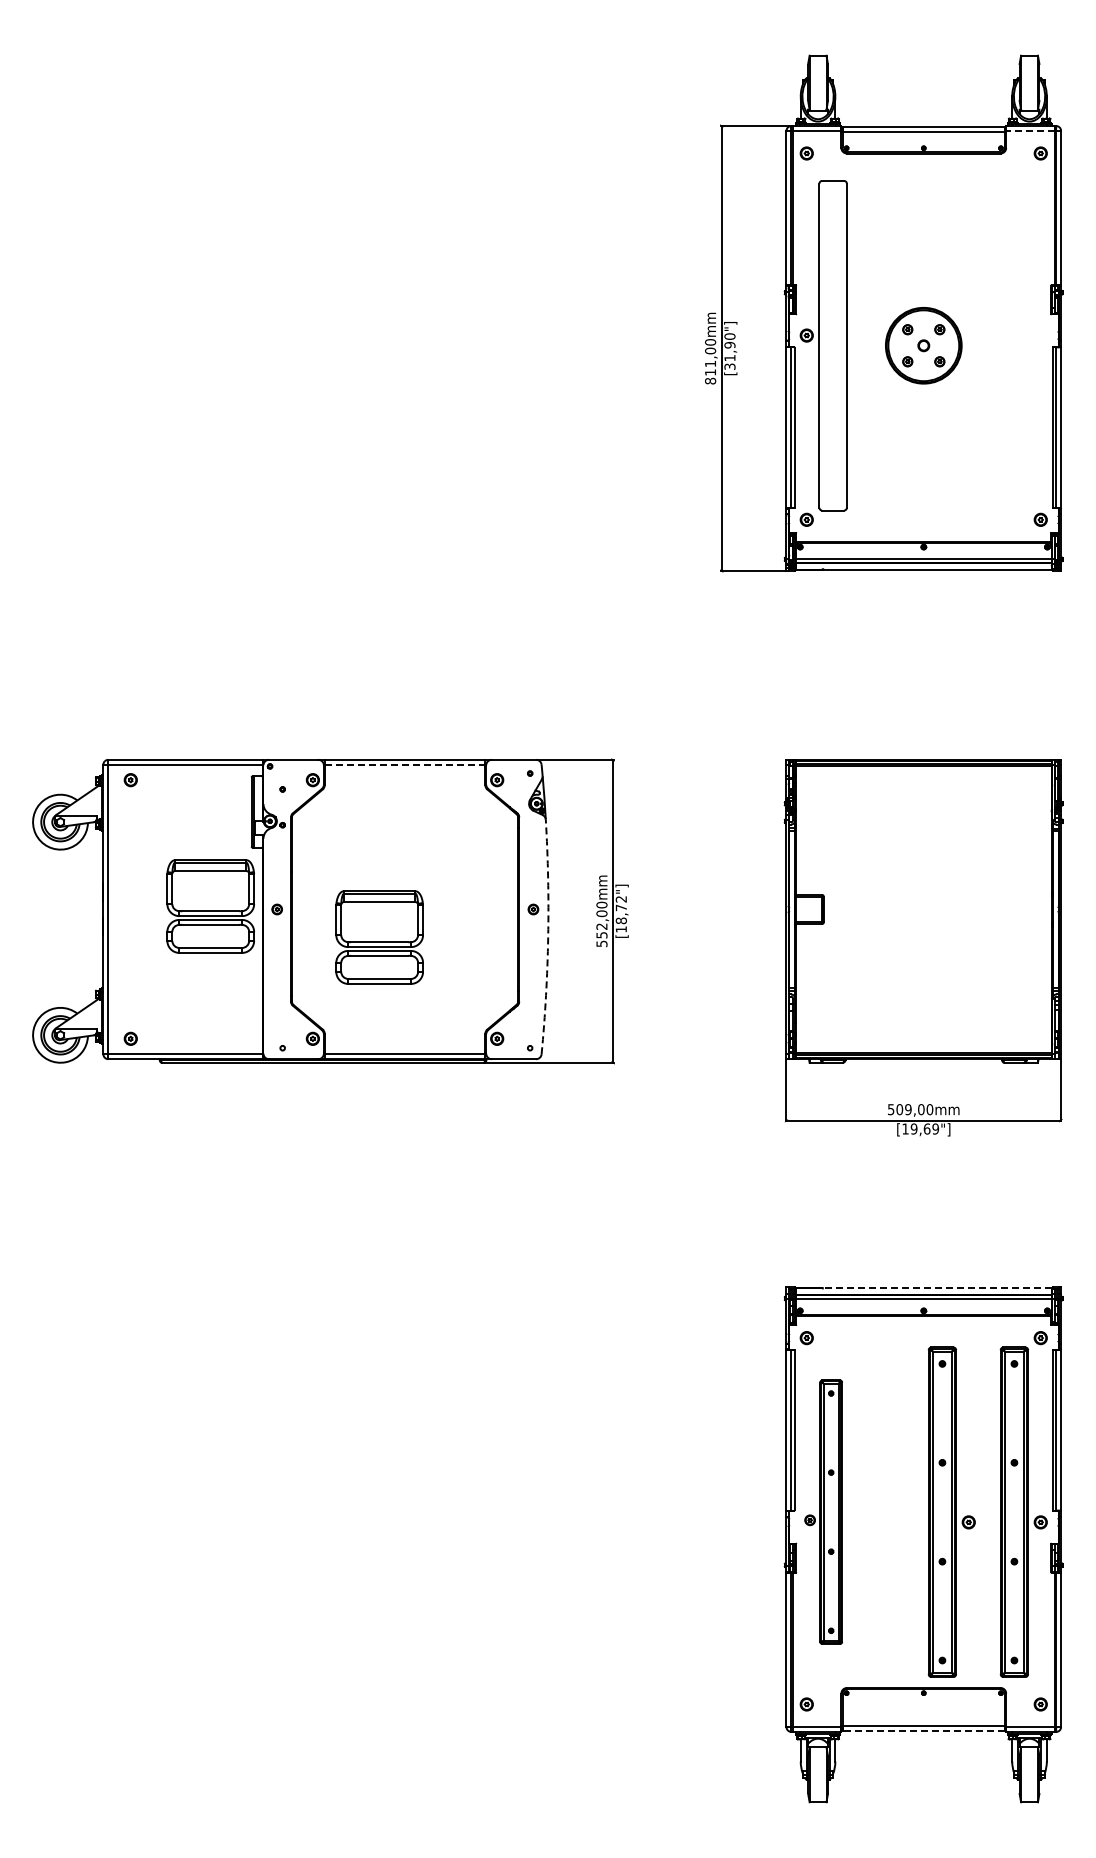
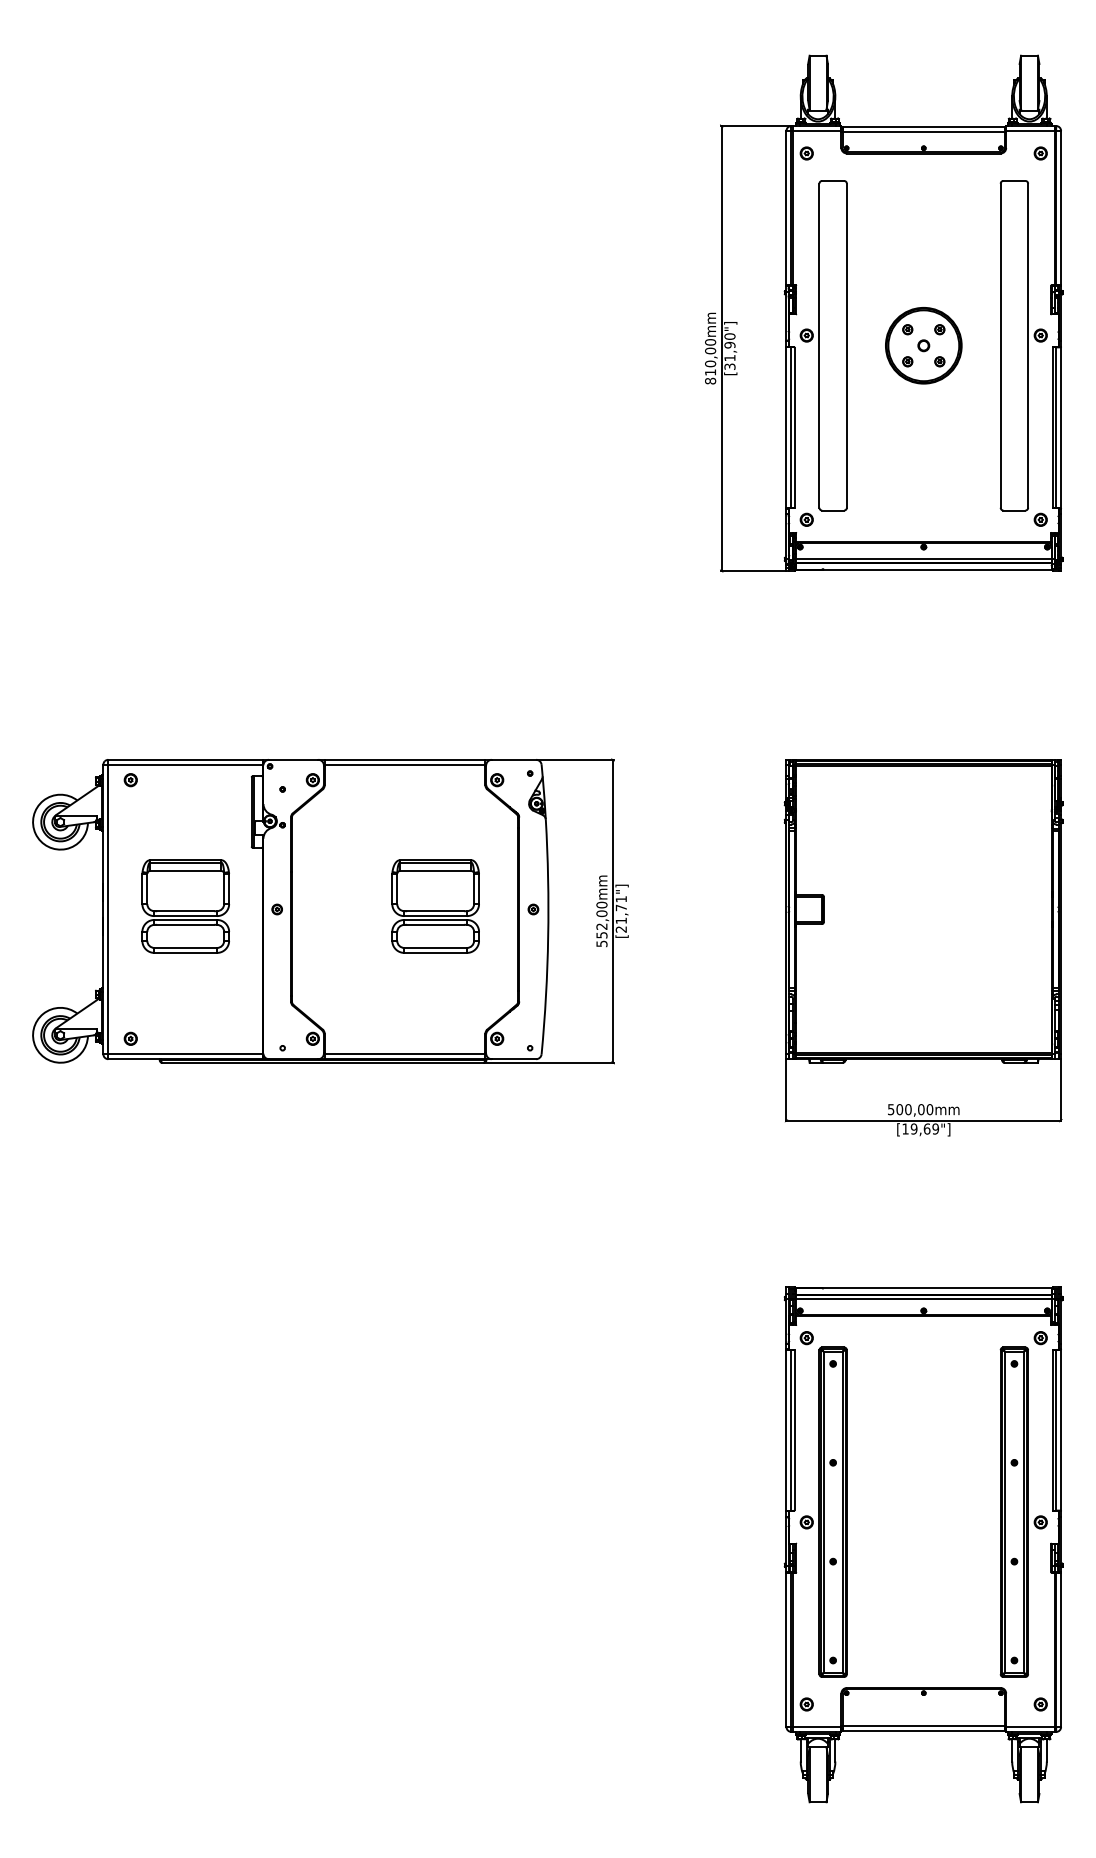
line: dashed -> solid (1030, 130)
part: none -> present (1023, 345)
text: 811,00mm -> 810,00mm (710, 363)
line: dashed -> solid (405, 764)
part position: (210, 906) -> (185, 906) (185, 906)
text: [18,72"] -> [21,71"] (620, 914)
part position: (379, 937) -> (435, 906) (435, 906)
arc: dashed -> solid (548, 937)
text: 509,00mm -> 500,00mm (908, 1109)
line: dashed -> solid (937, 1288)
part size: 39x266 px -> 49x332 px (823, 1511)
part: present -> none (951, 1511)
line: dashed -> solid (923, 1730)
